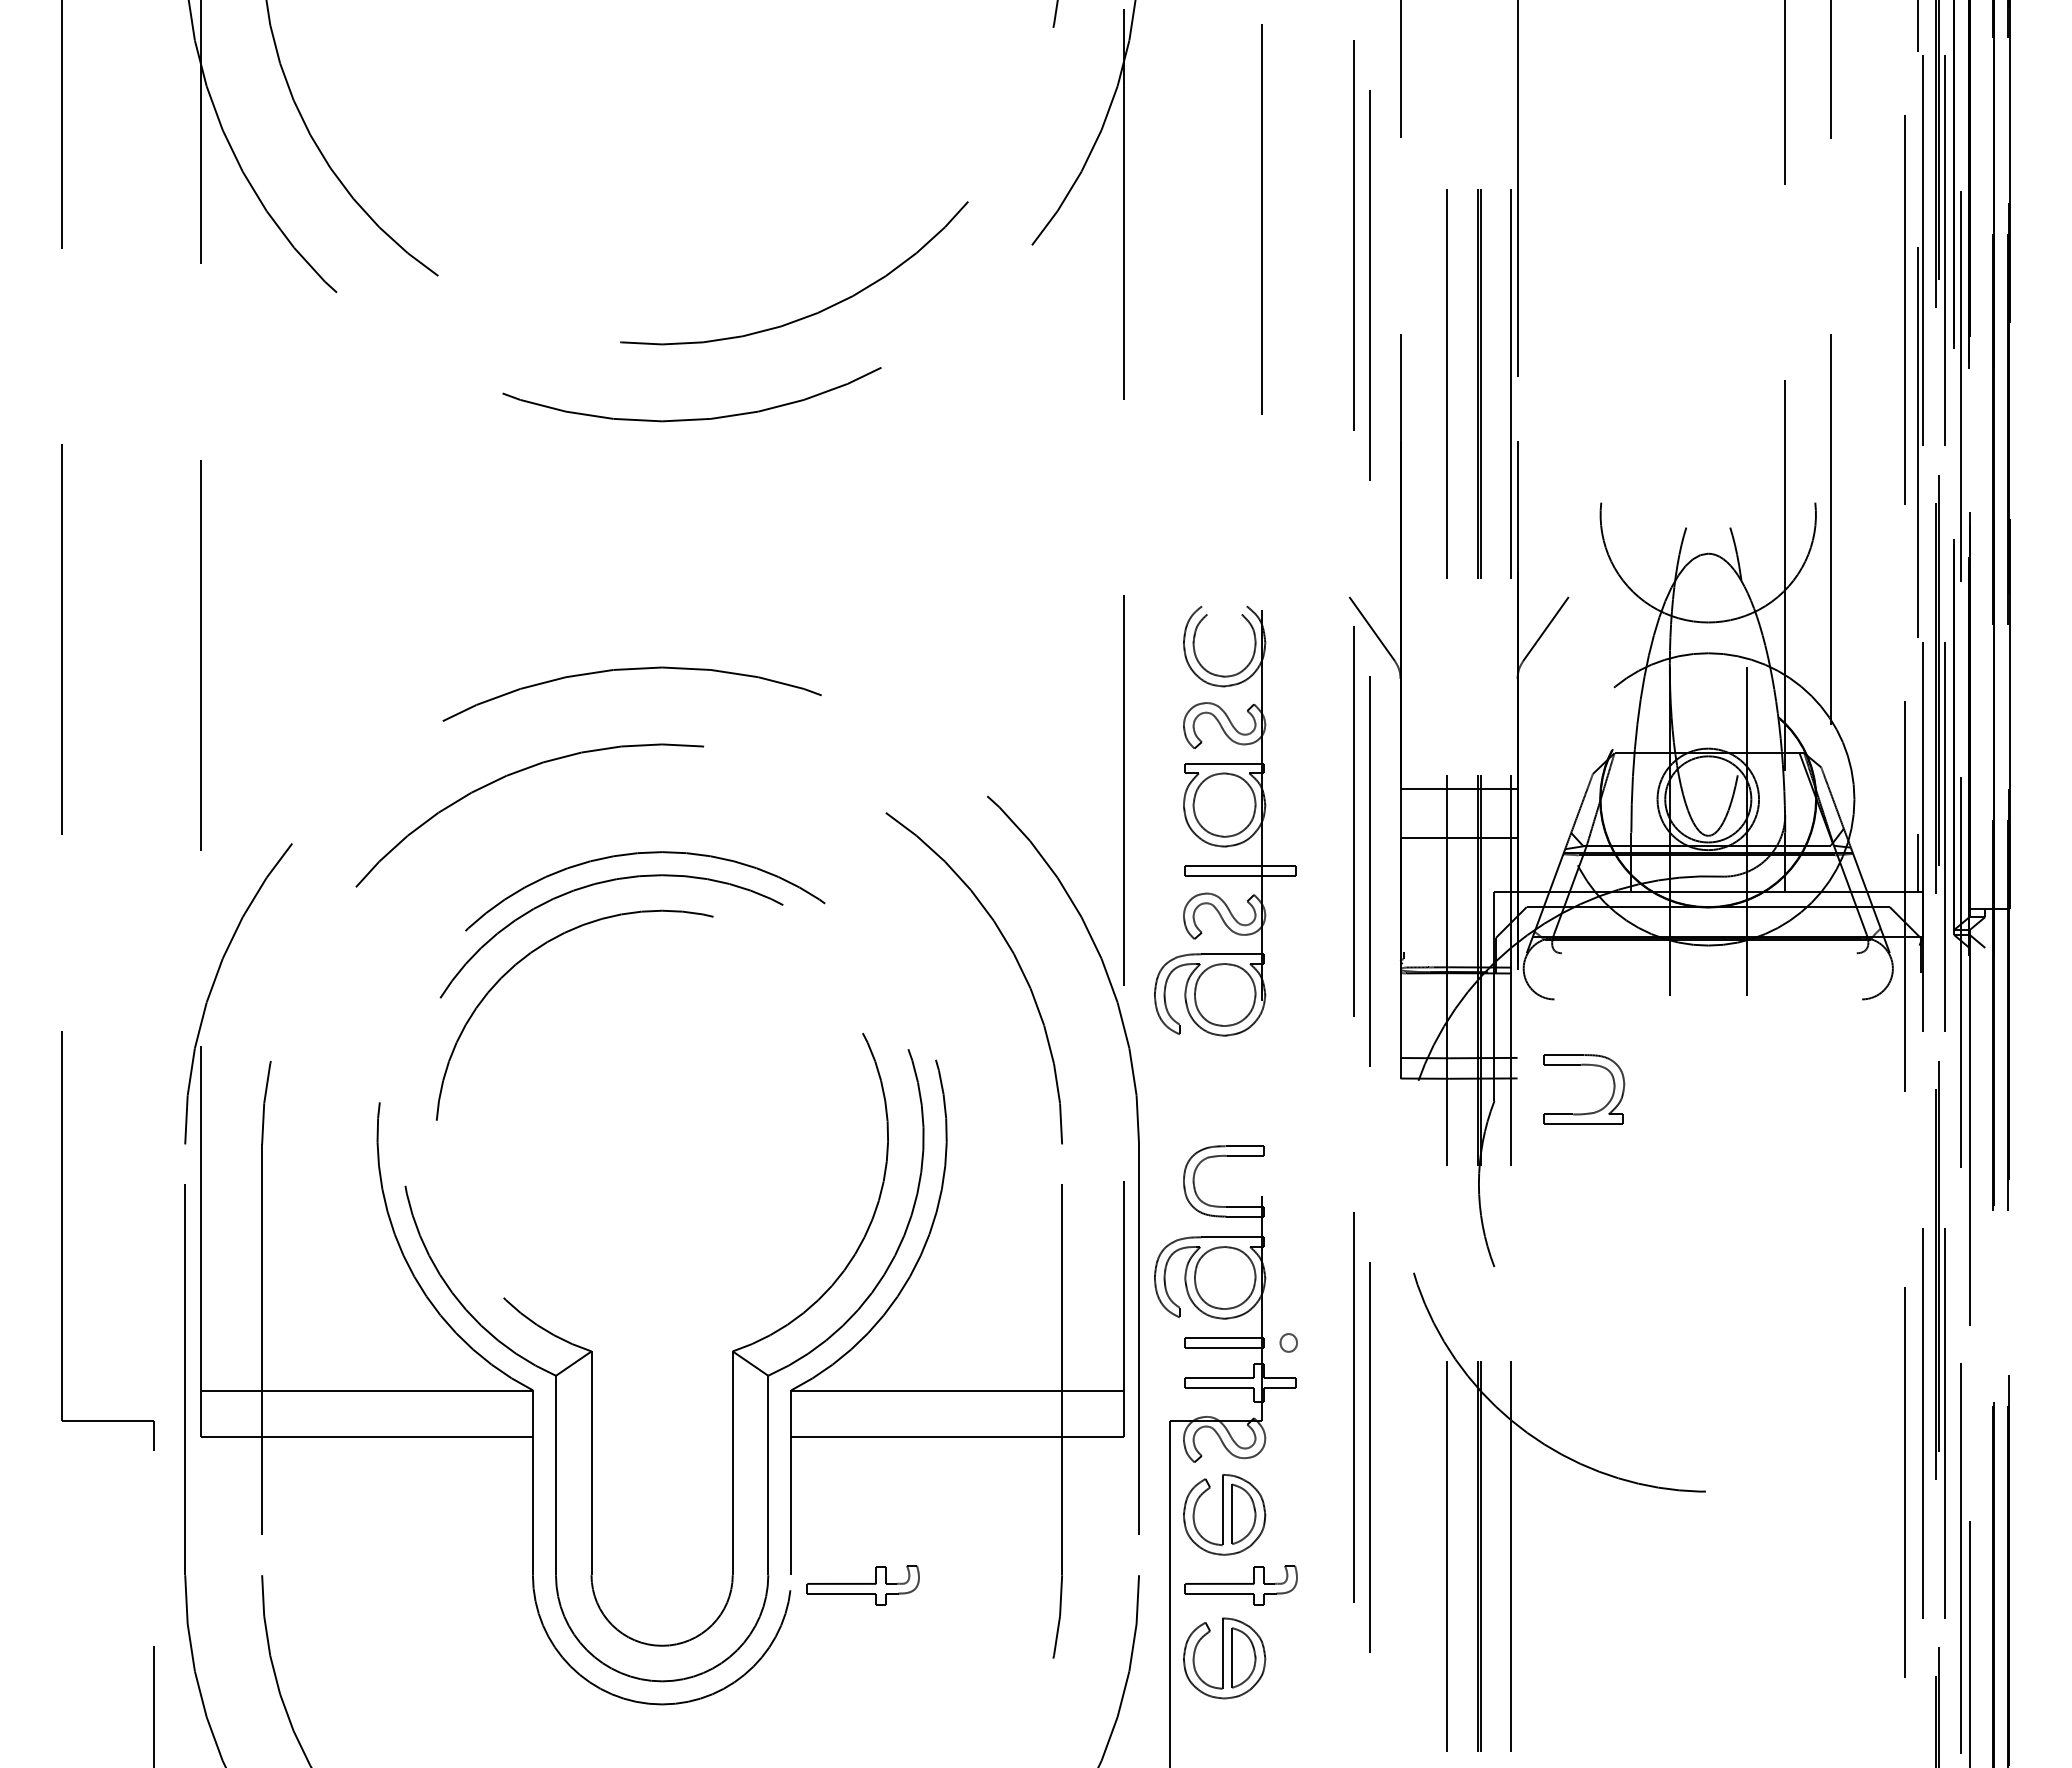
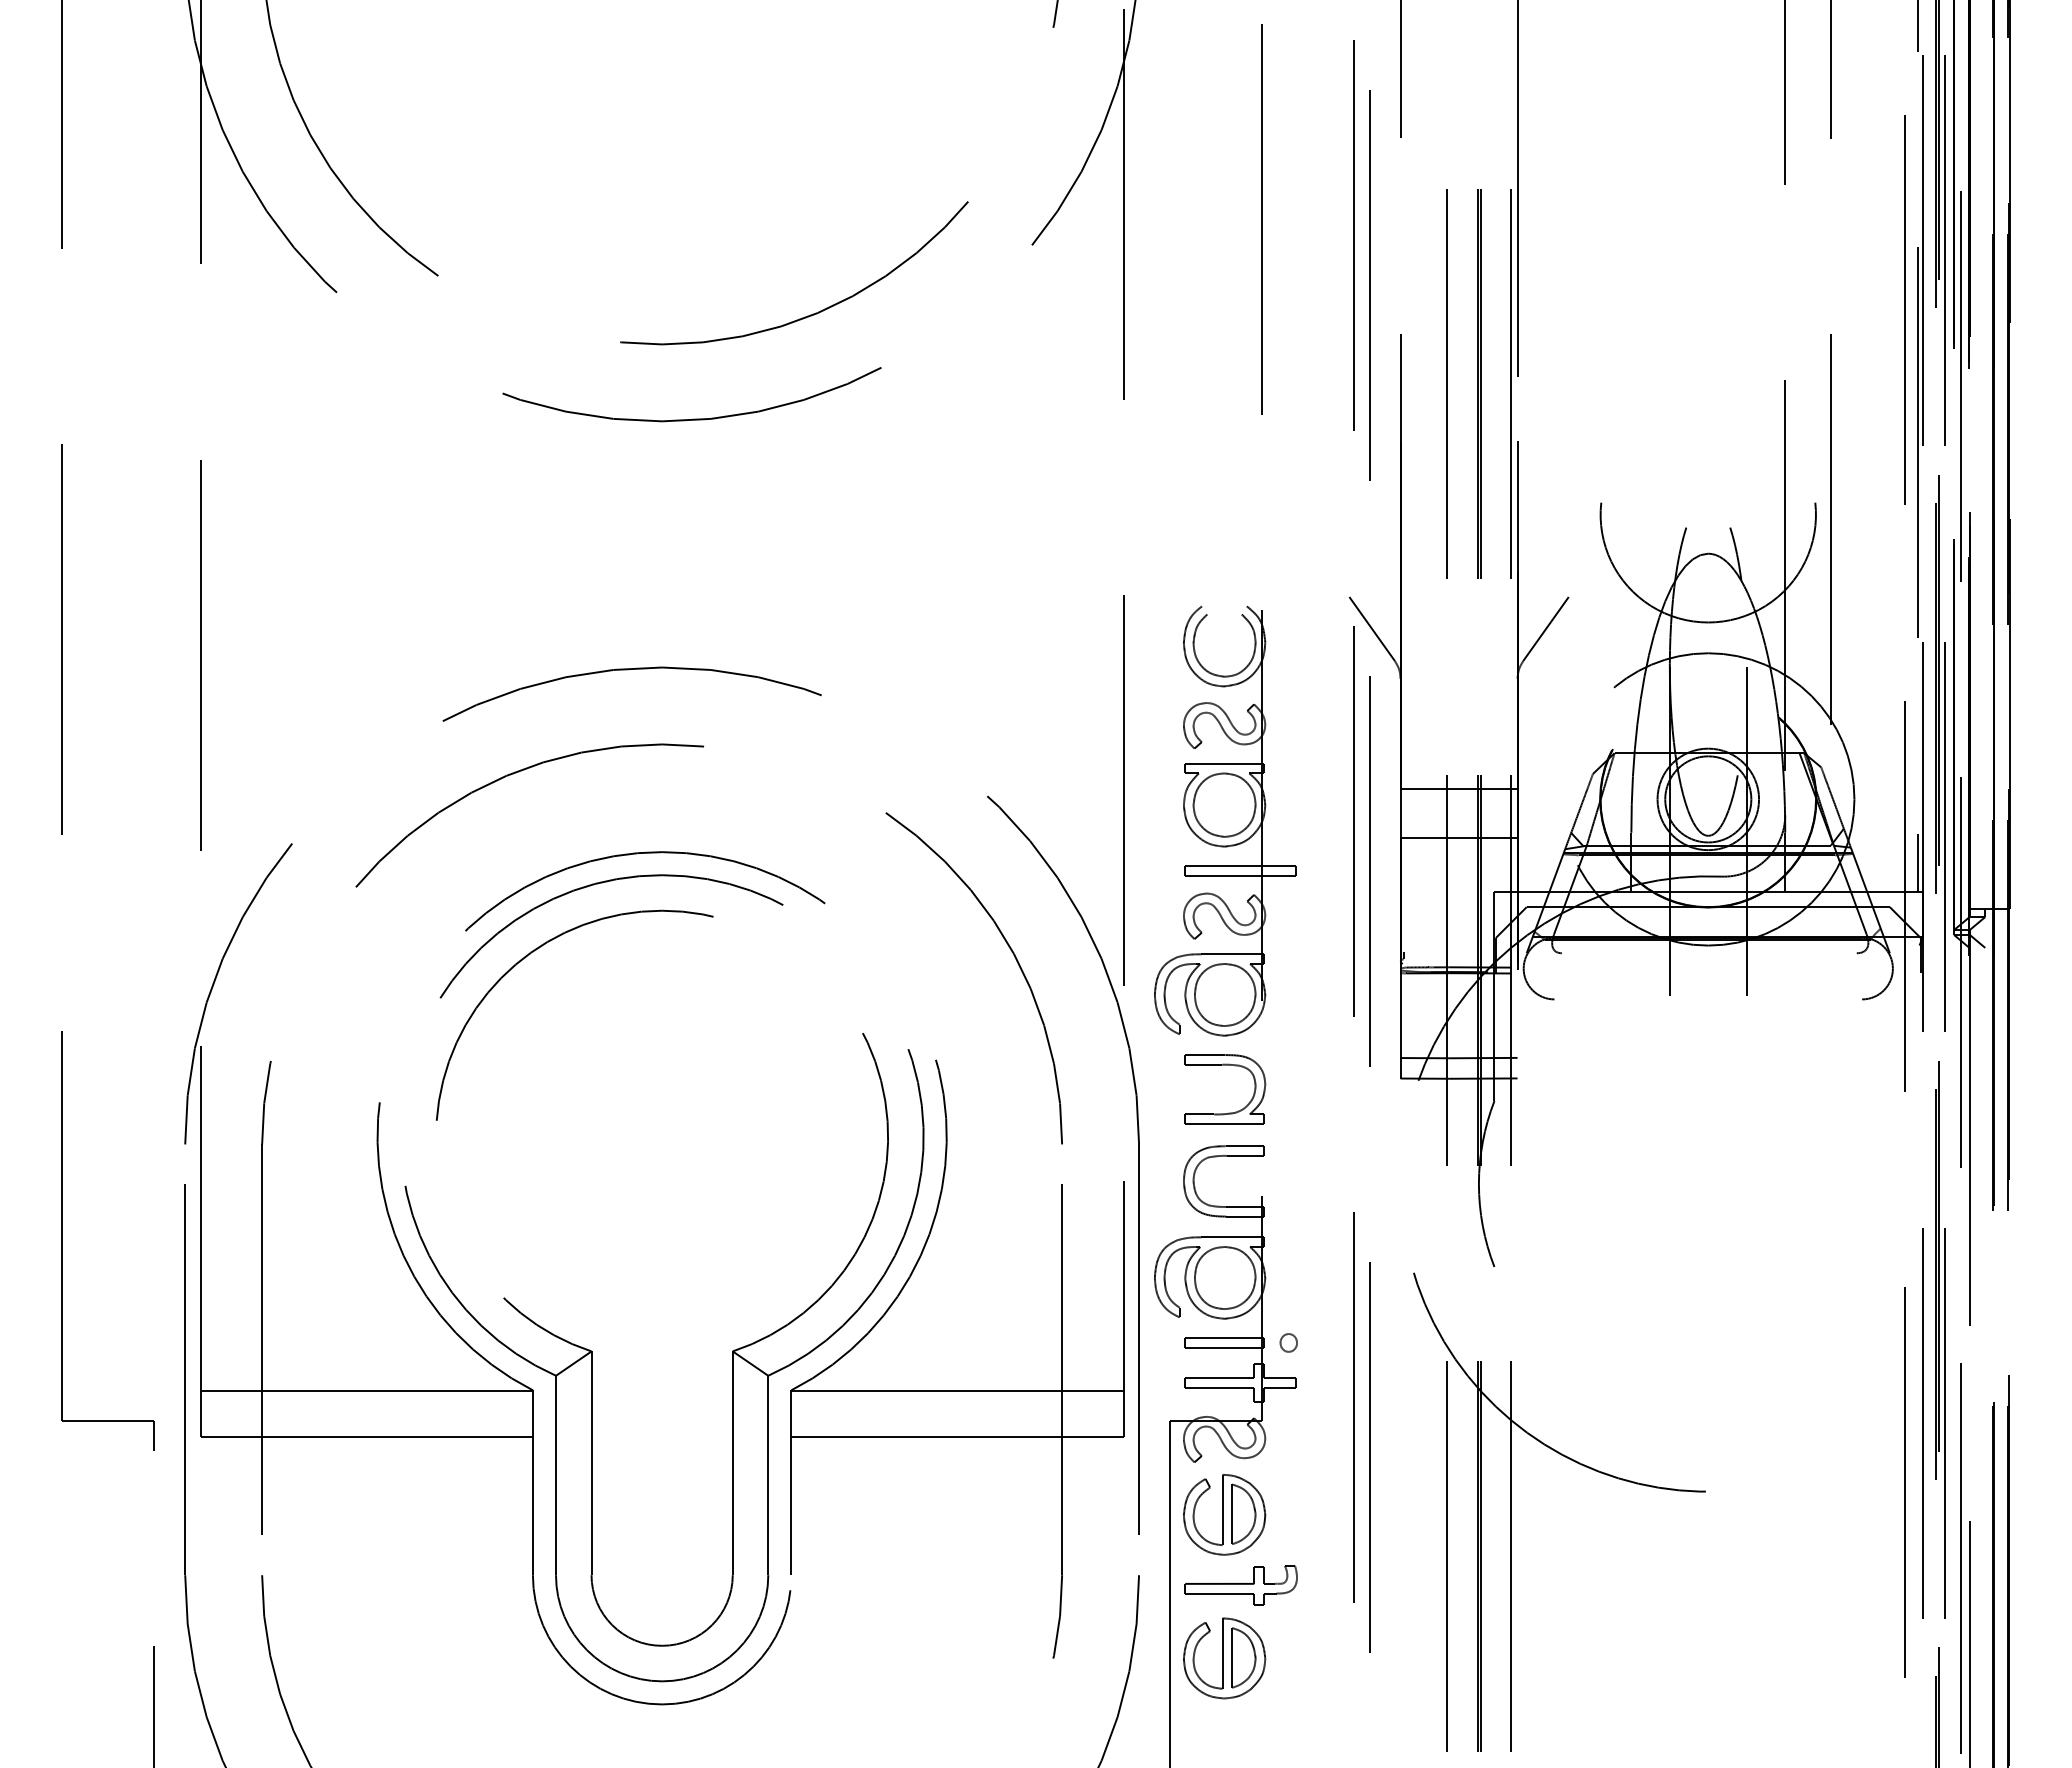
part position: (1587, 1112) -> (1228, 1112) (1228, 1112)
part: present -> none (862, 1585)
